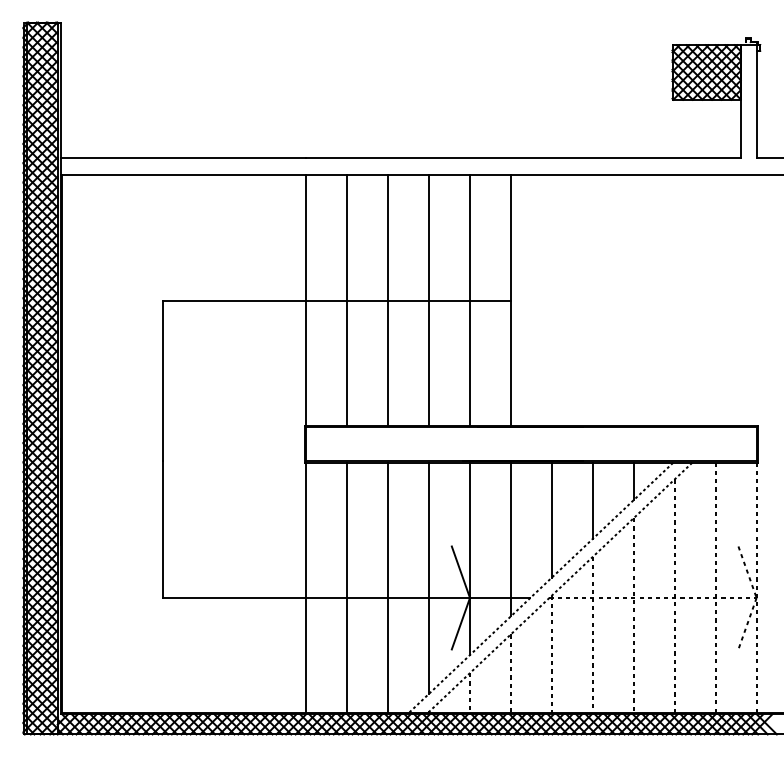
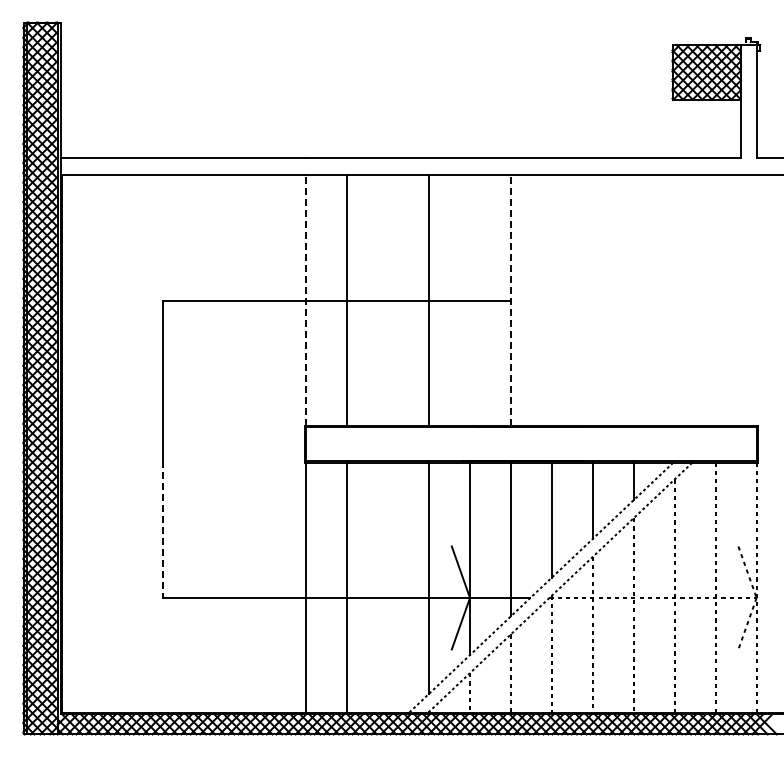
line: solid -> dashed (306, 300)
line: present -> none (388, 300)
line: present -> none (470, 300)
line: solid -> dashed (510, 300)
line: solid -> dashed (162, 530)
line: present -> none (387, 587)
